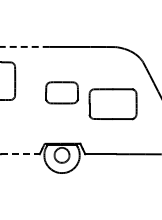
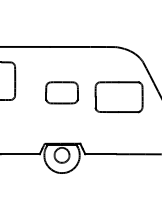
line: dashed -> solid (24, 46)
part position: (112, 104) -> (118, 97) (118, 97)
line: dashed -> solid (20, 154)
